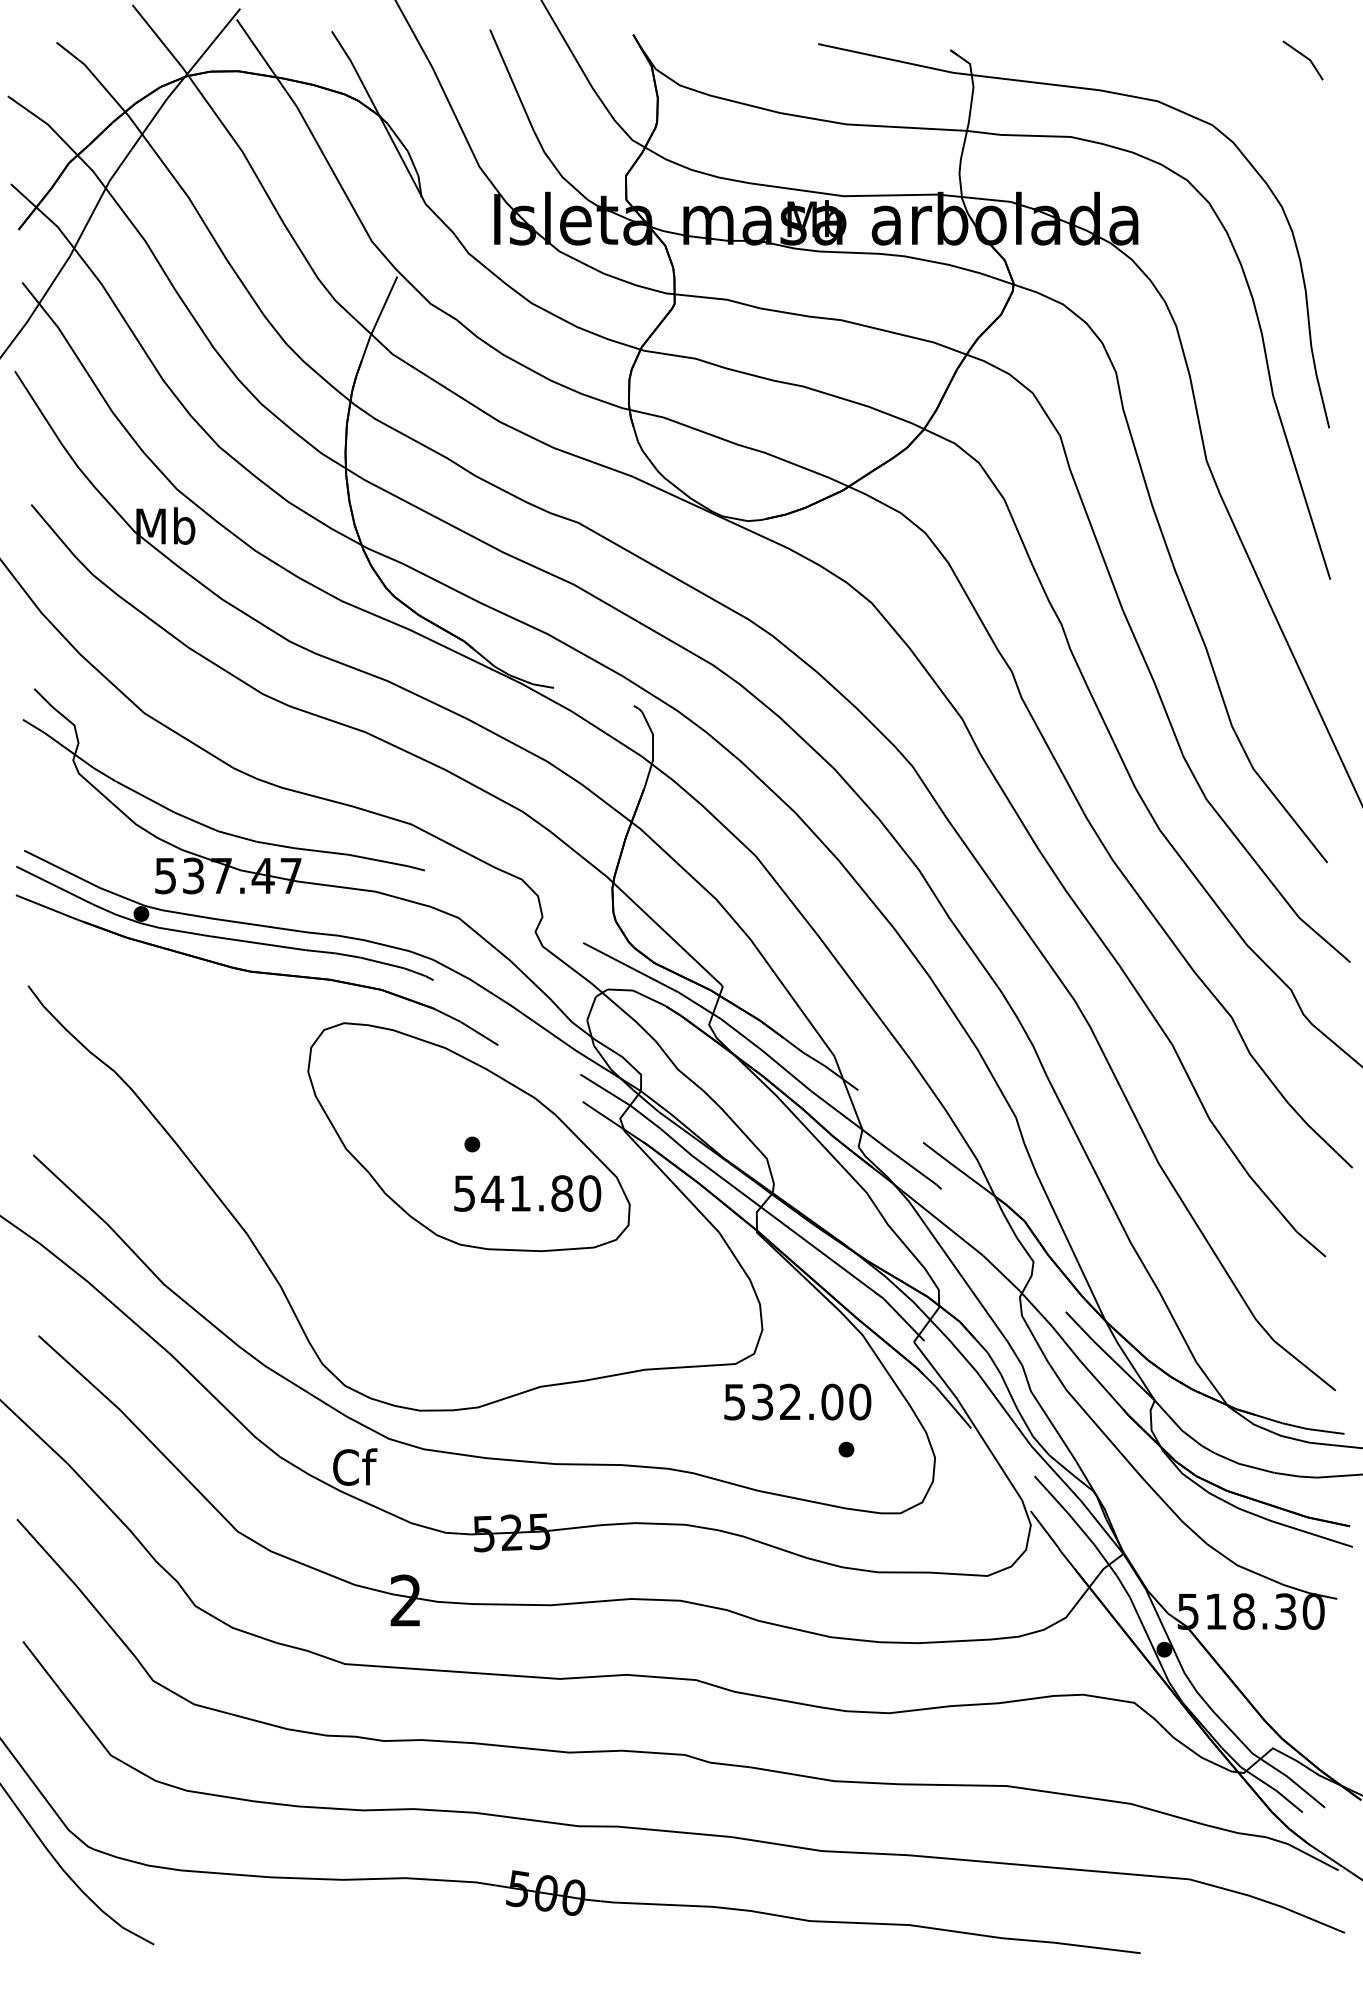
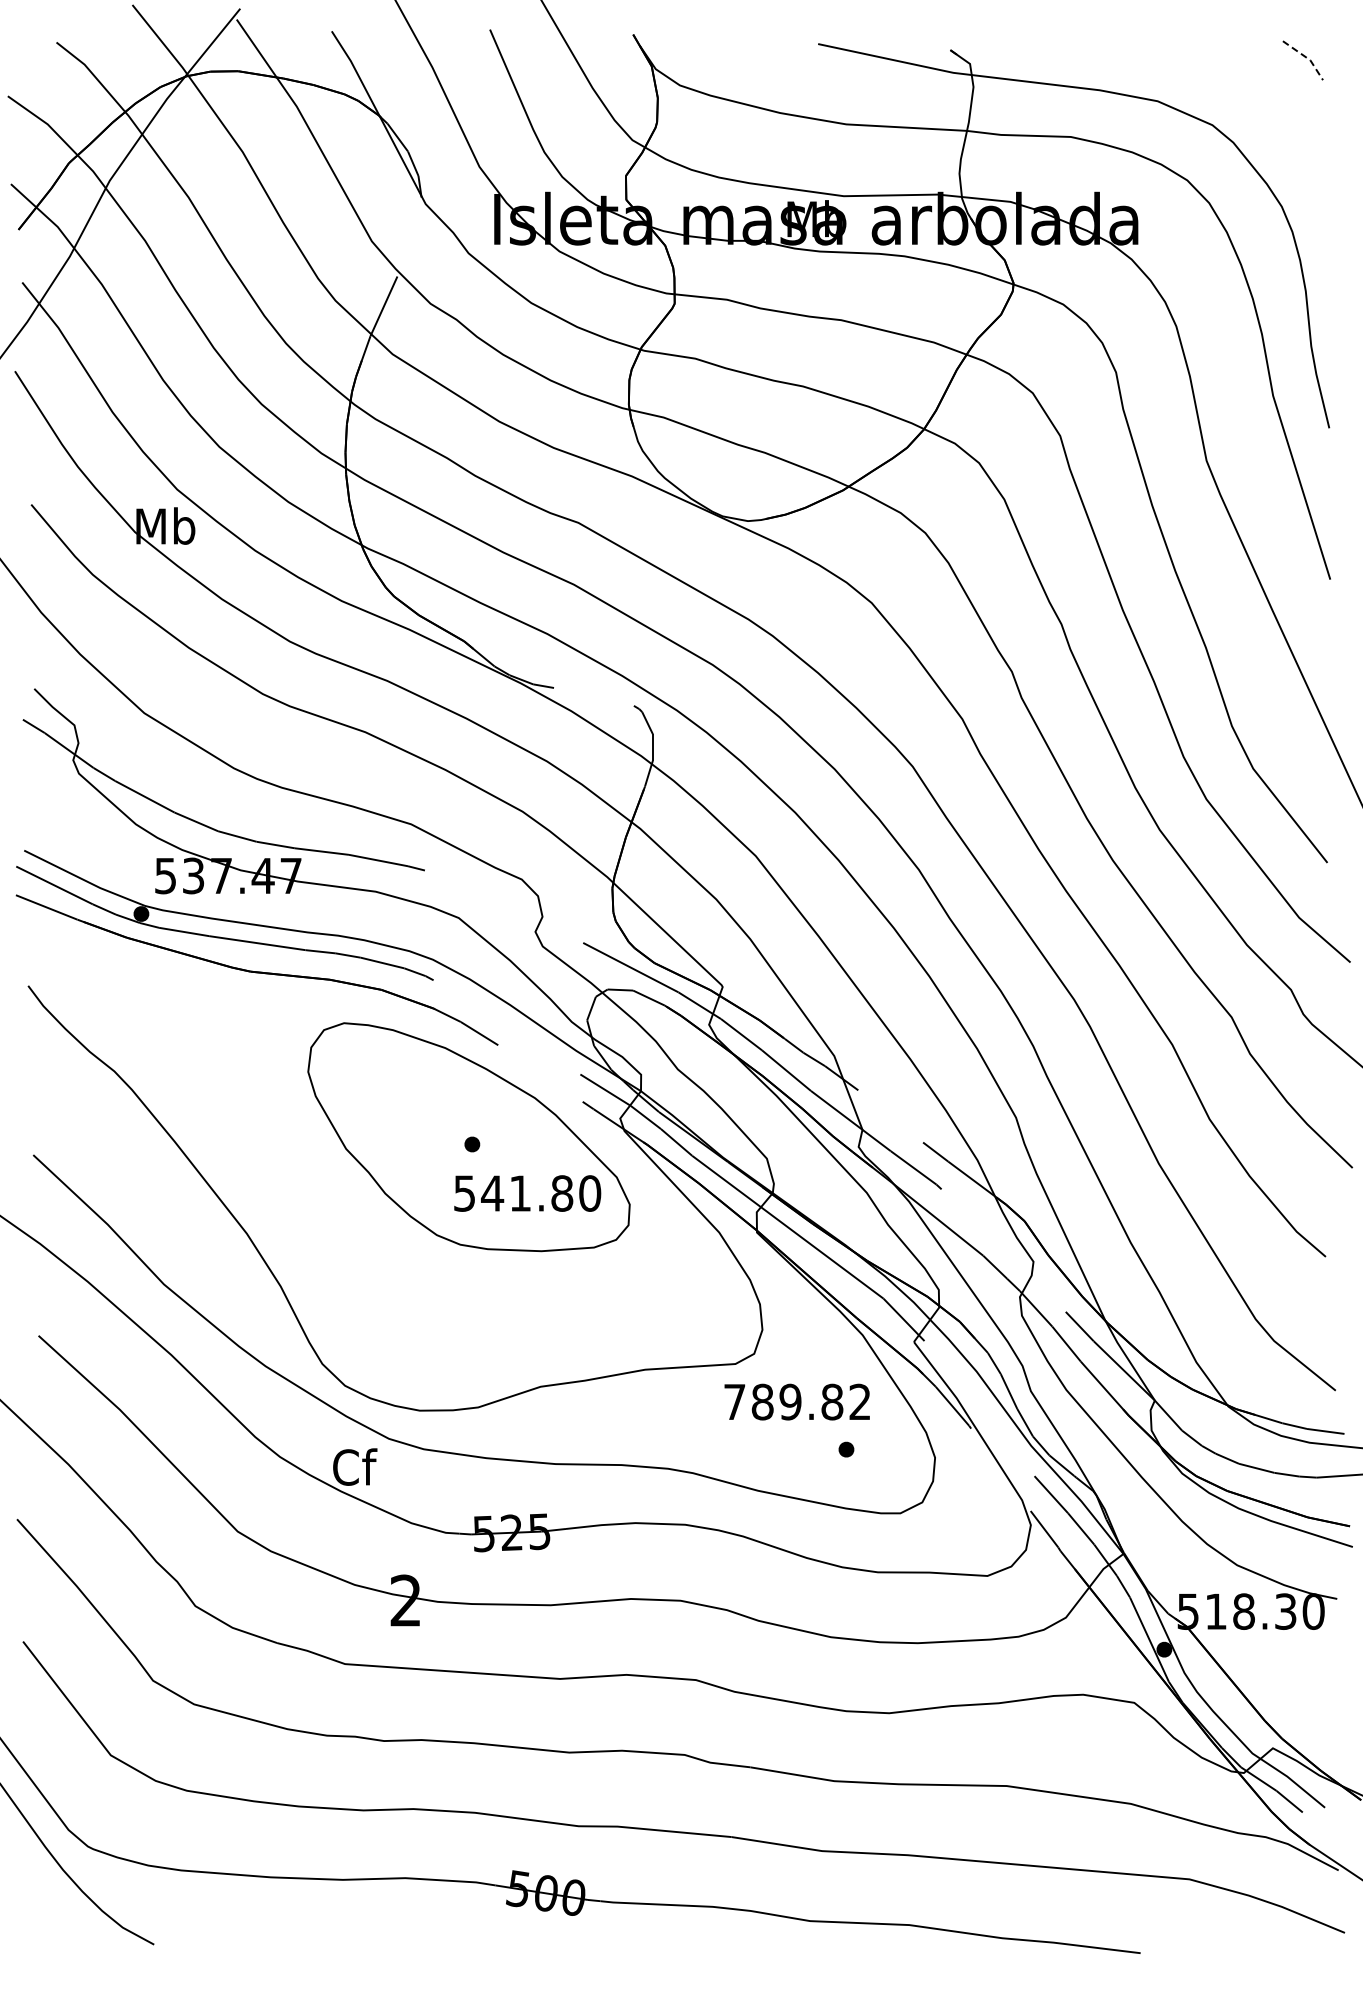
line: solid -> dashed (1307, 58)
text: 532.00 -> 789.82 (797, 1401)
